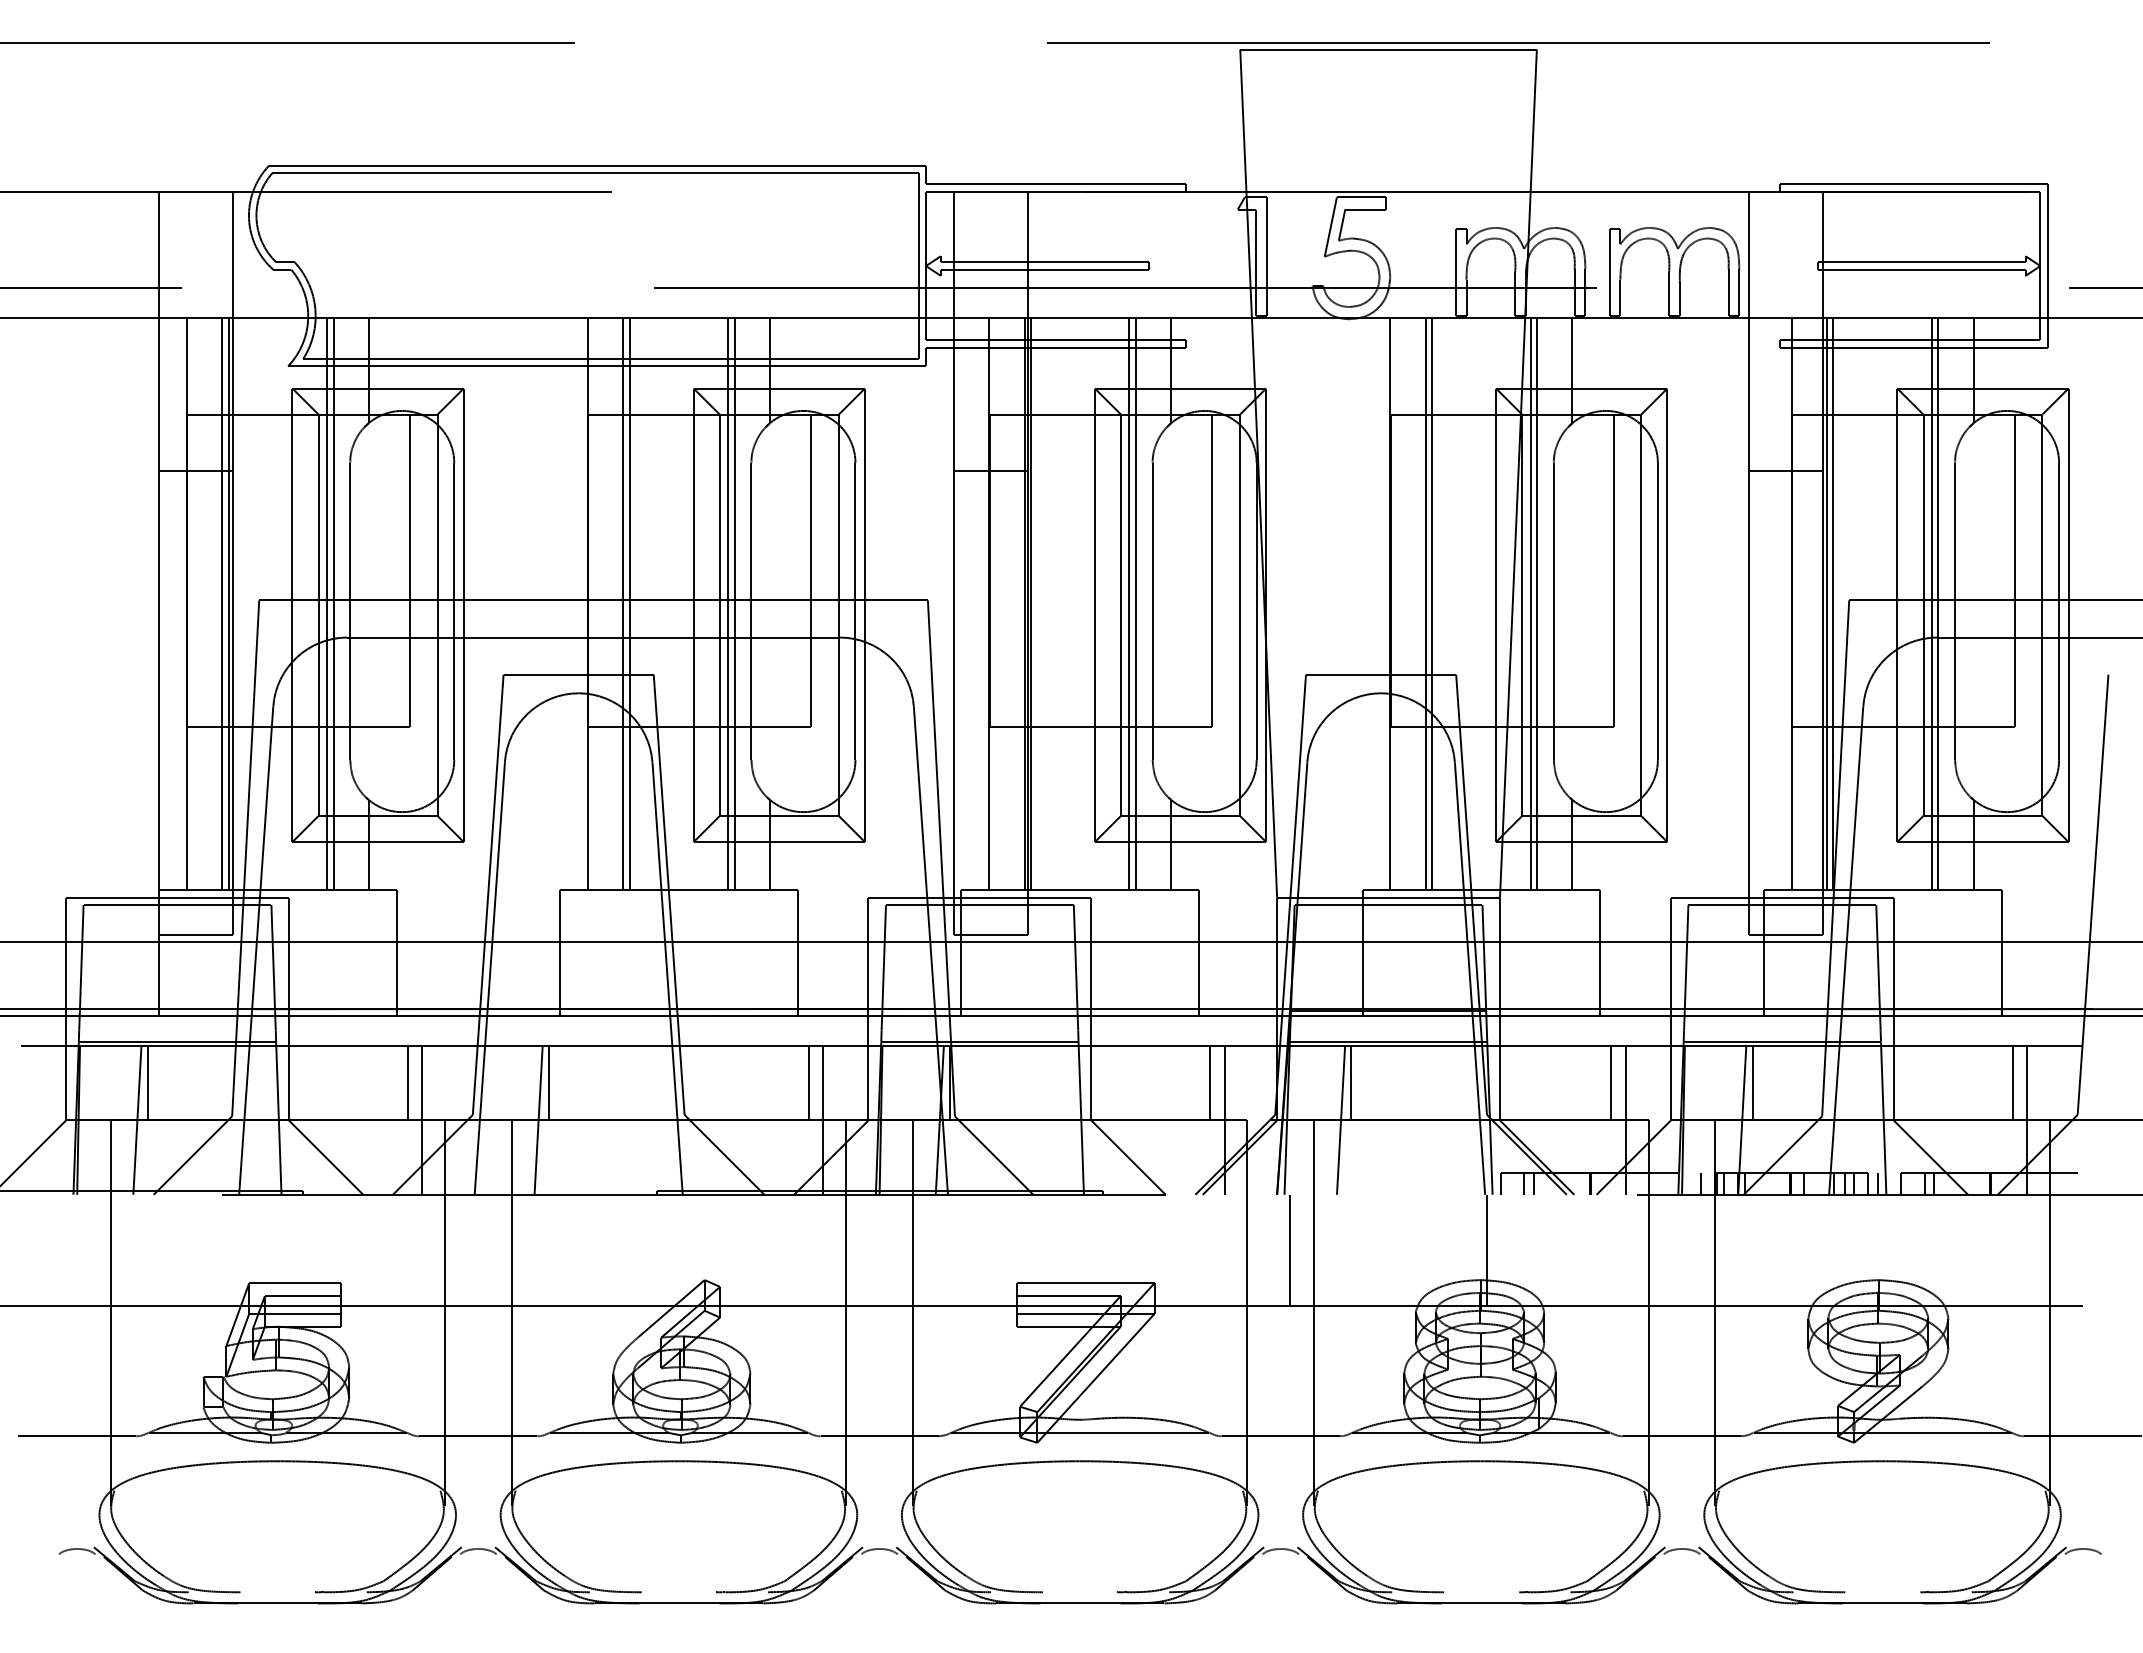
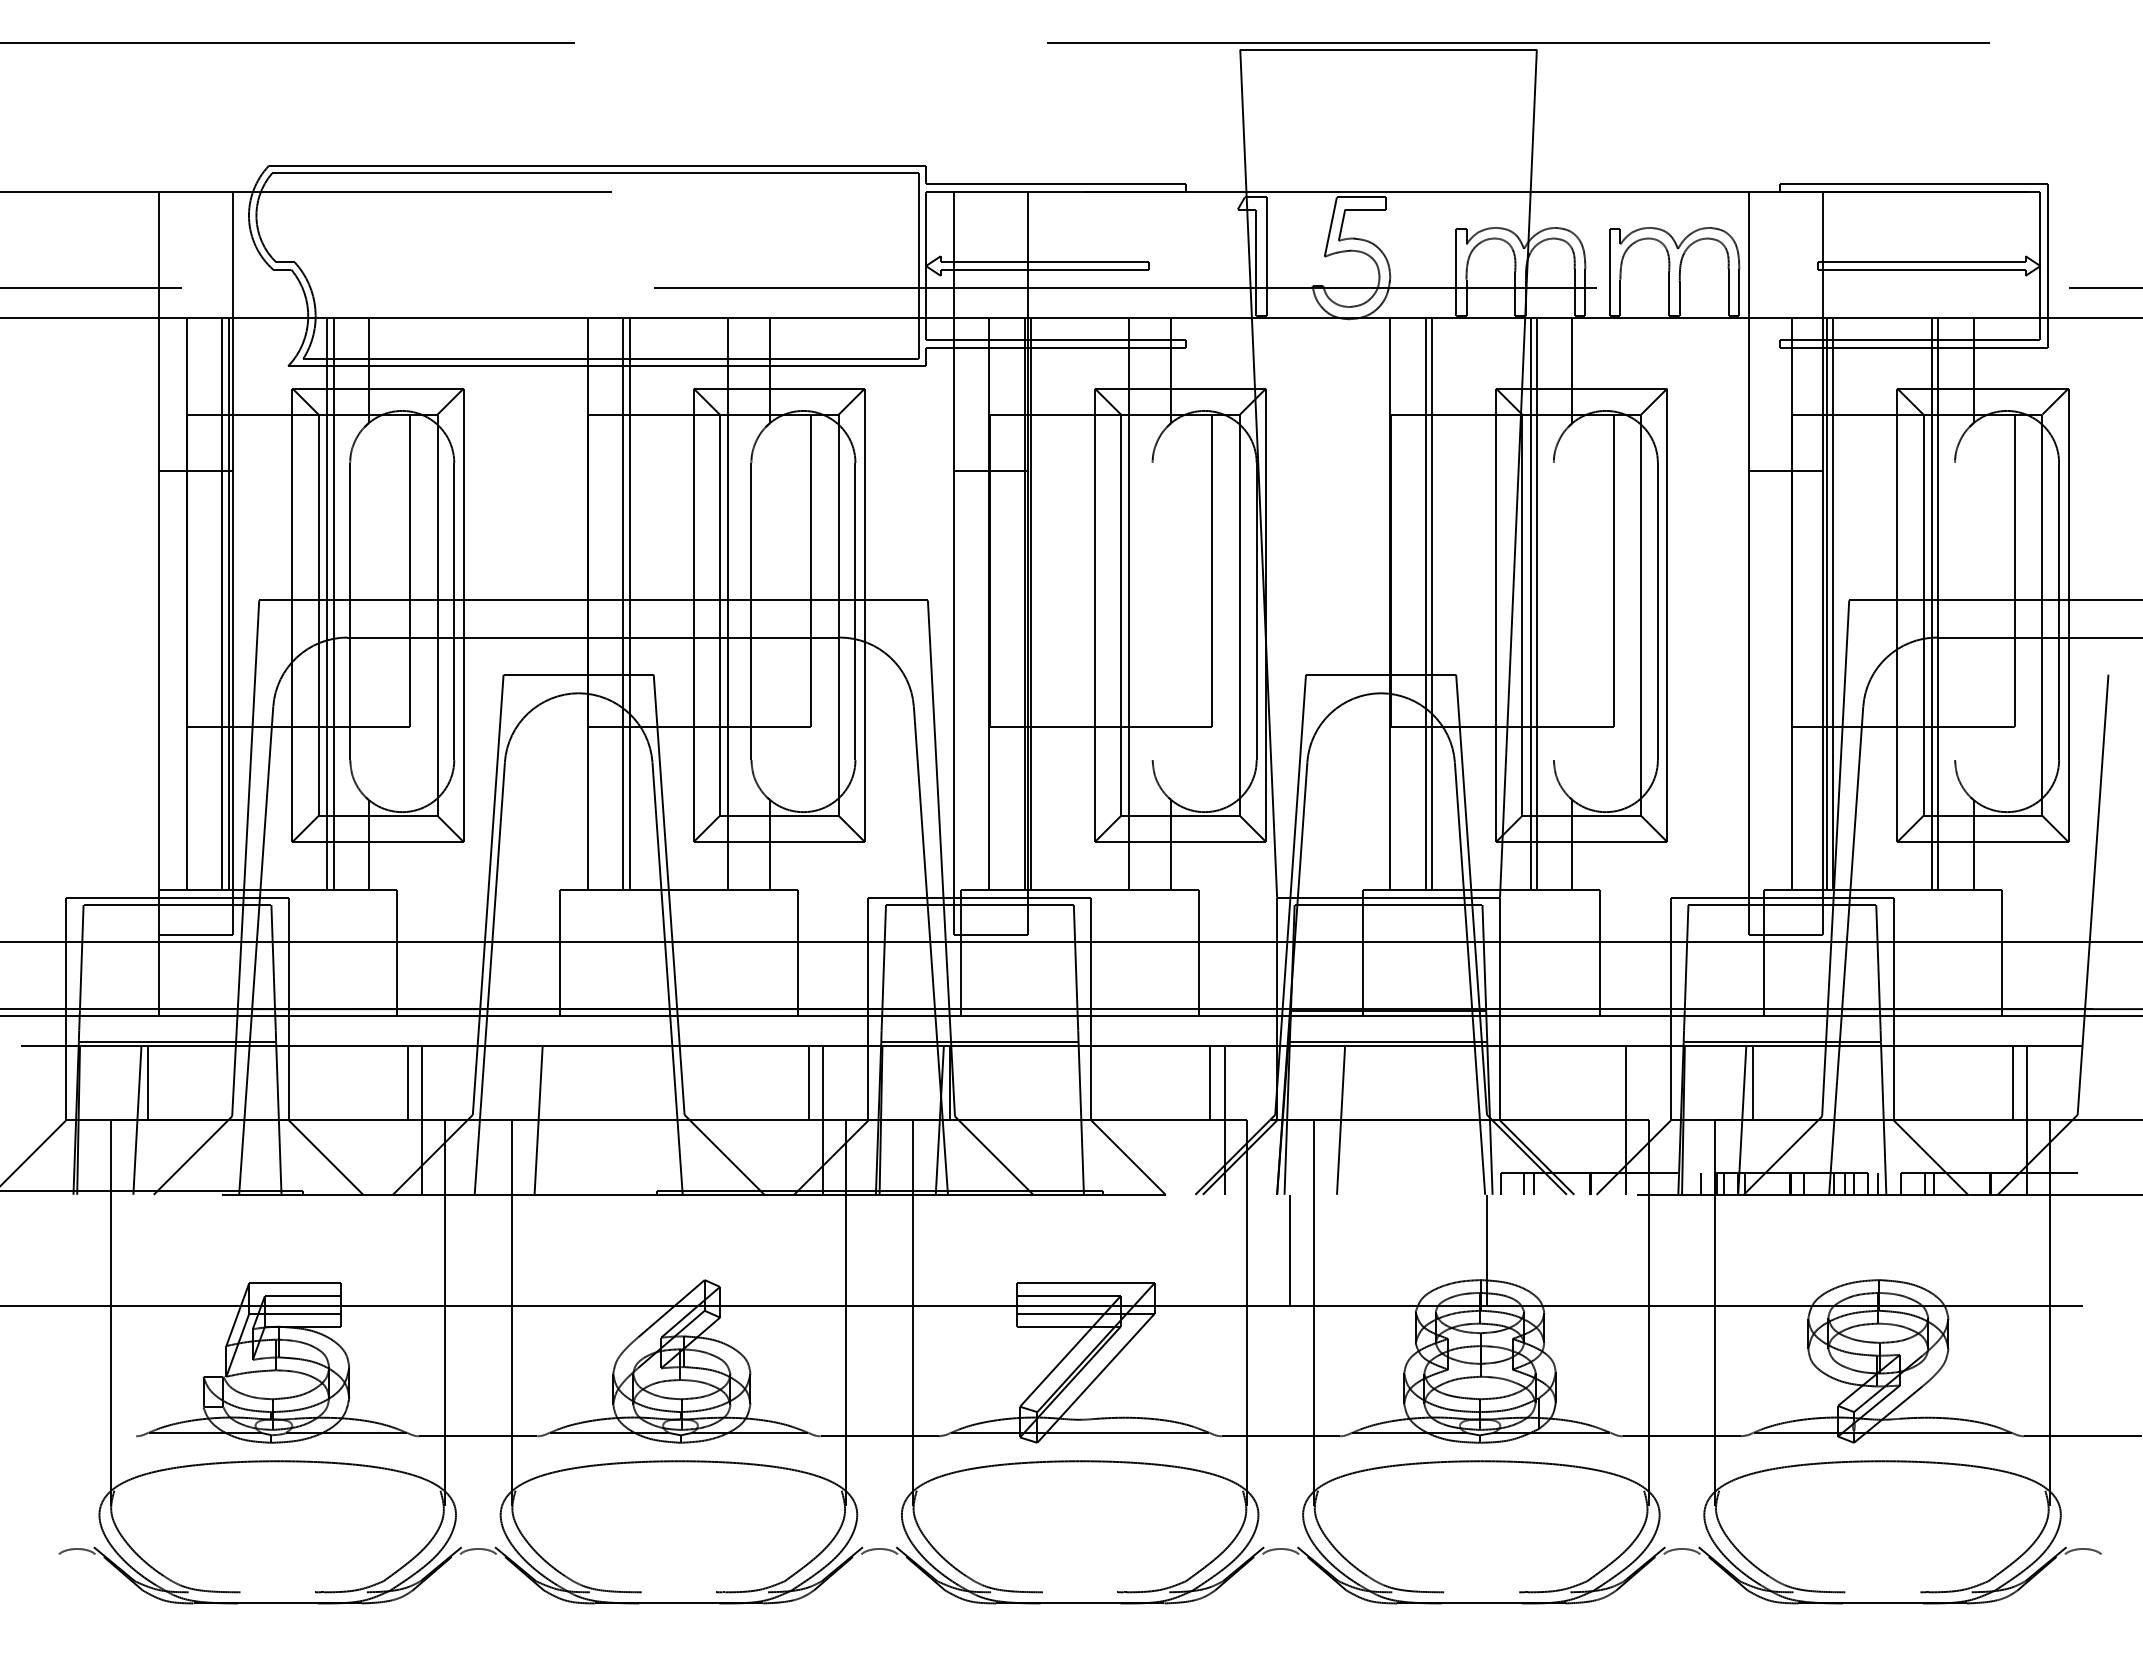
line: present -> none (734, 604)
line: present -> none (1135, 604)
line: present -> none (1152, 611)
line: present -> none (1553, 611)
line: present -> none (1955, 611)
line: present -> none (548, 1083)
line: present -> none (1351, 1083)
line: present -> none (1611, 1083)
line: present -> none (77, 1436)
